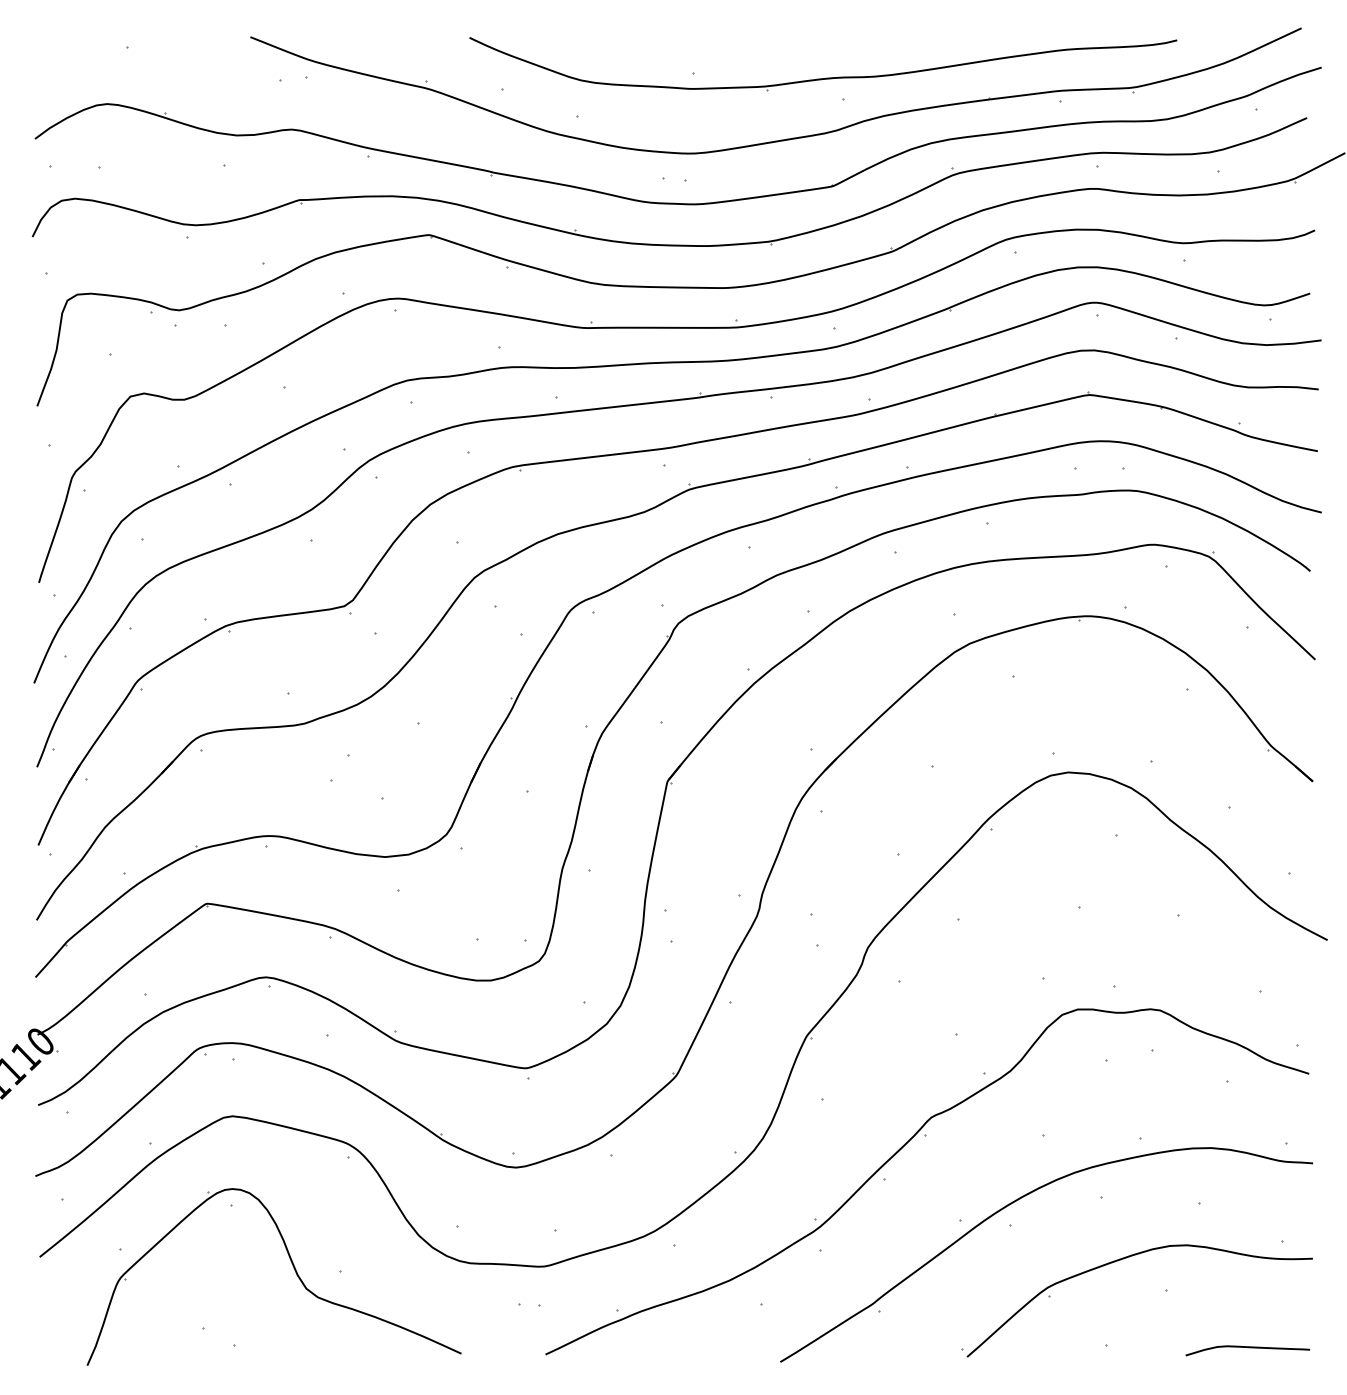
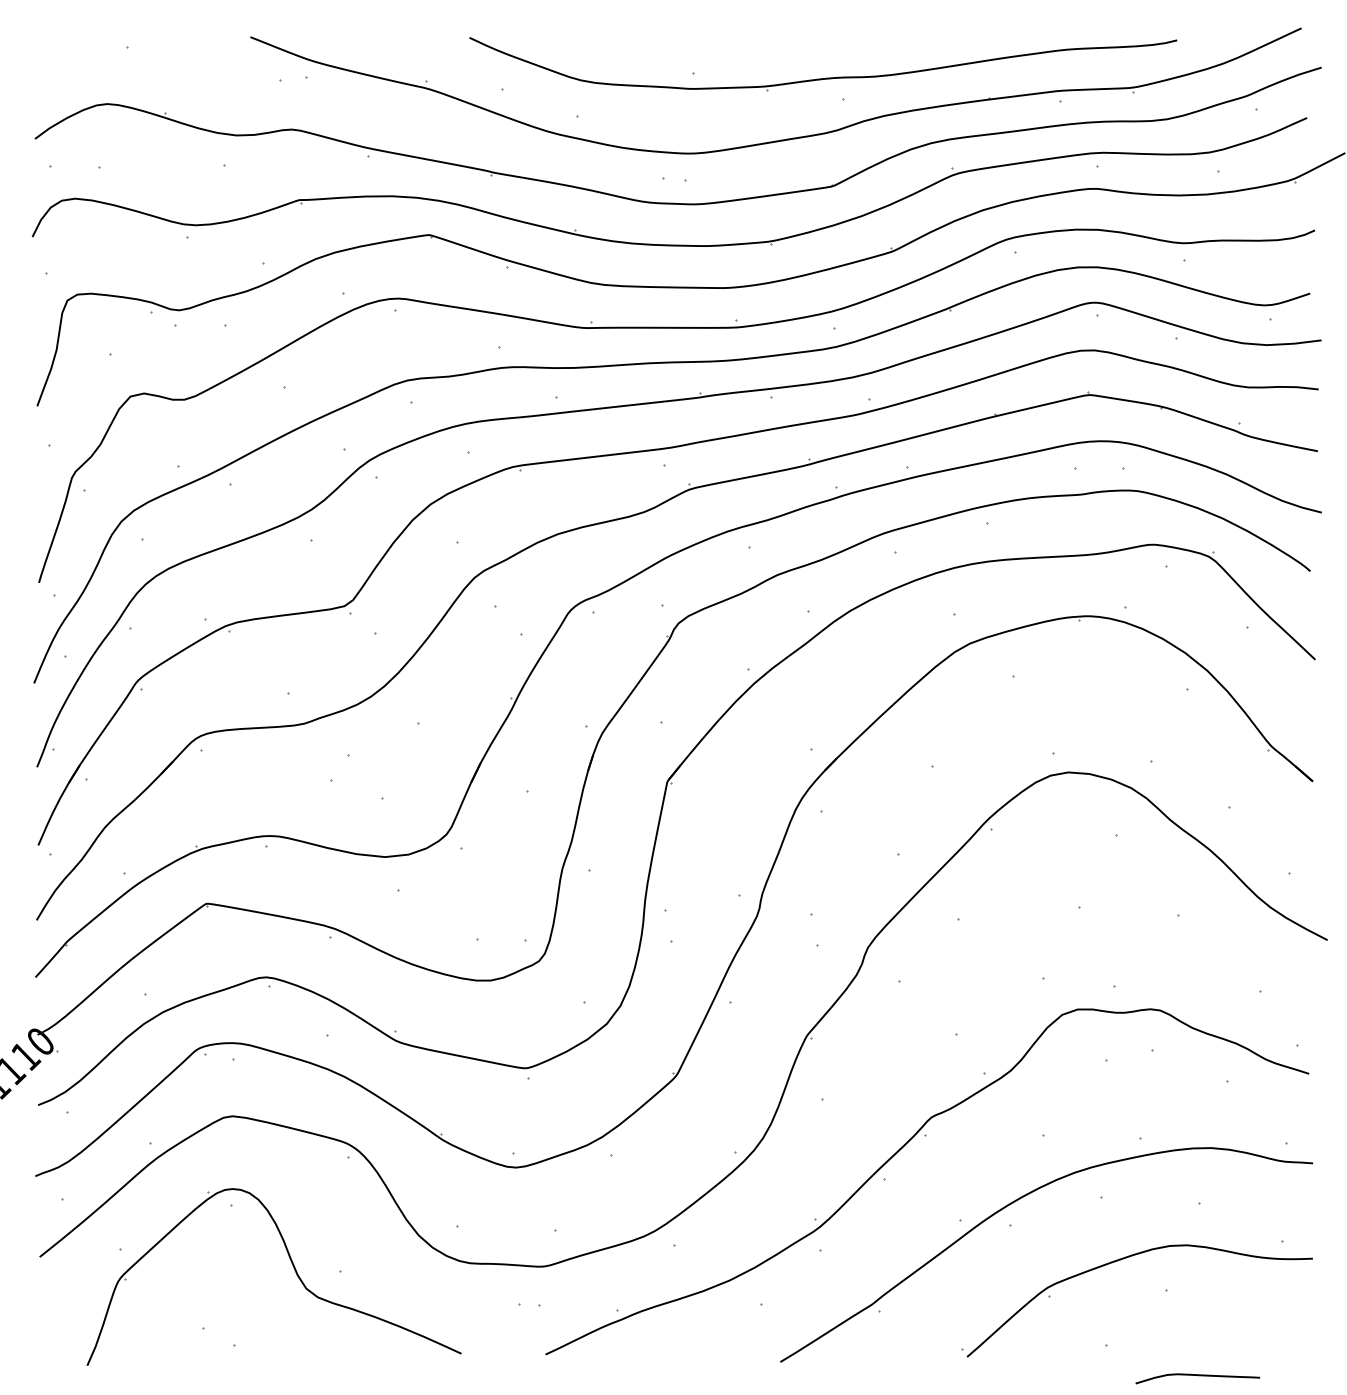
curve position: (1248, 1348) -> (1198, 1376) (1198, 1376)
